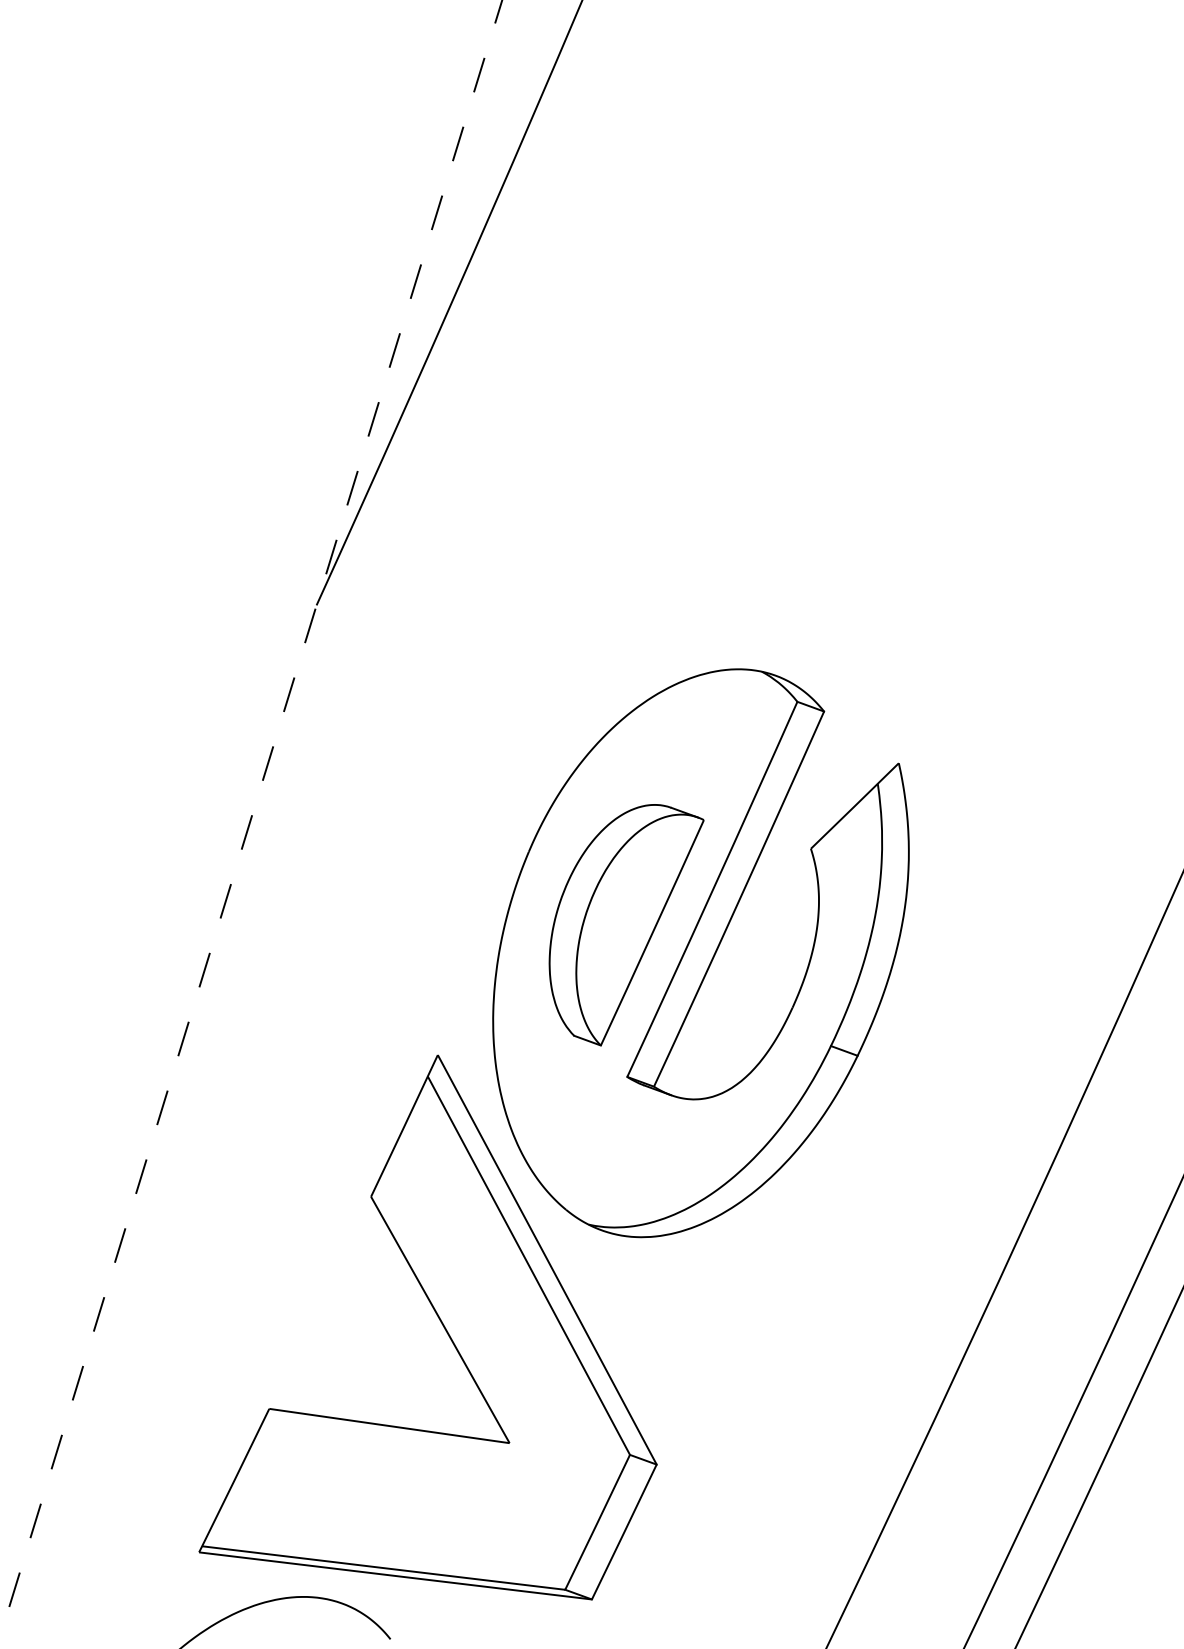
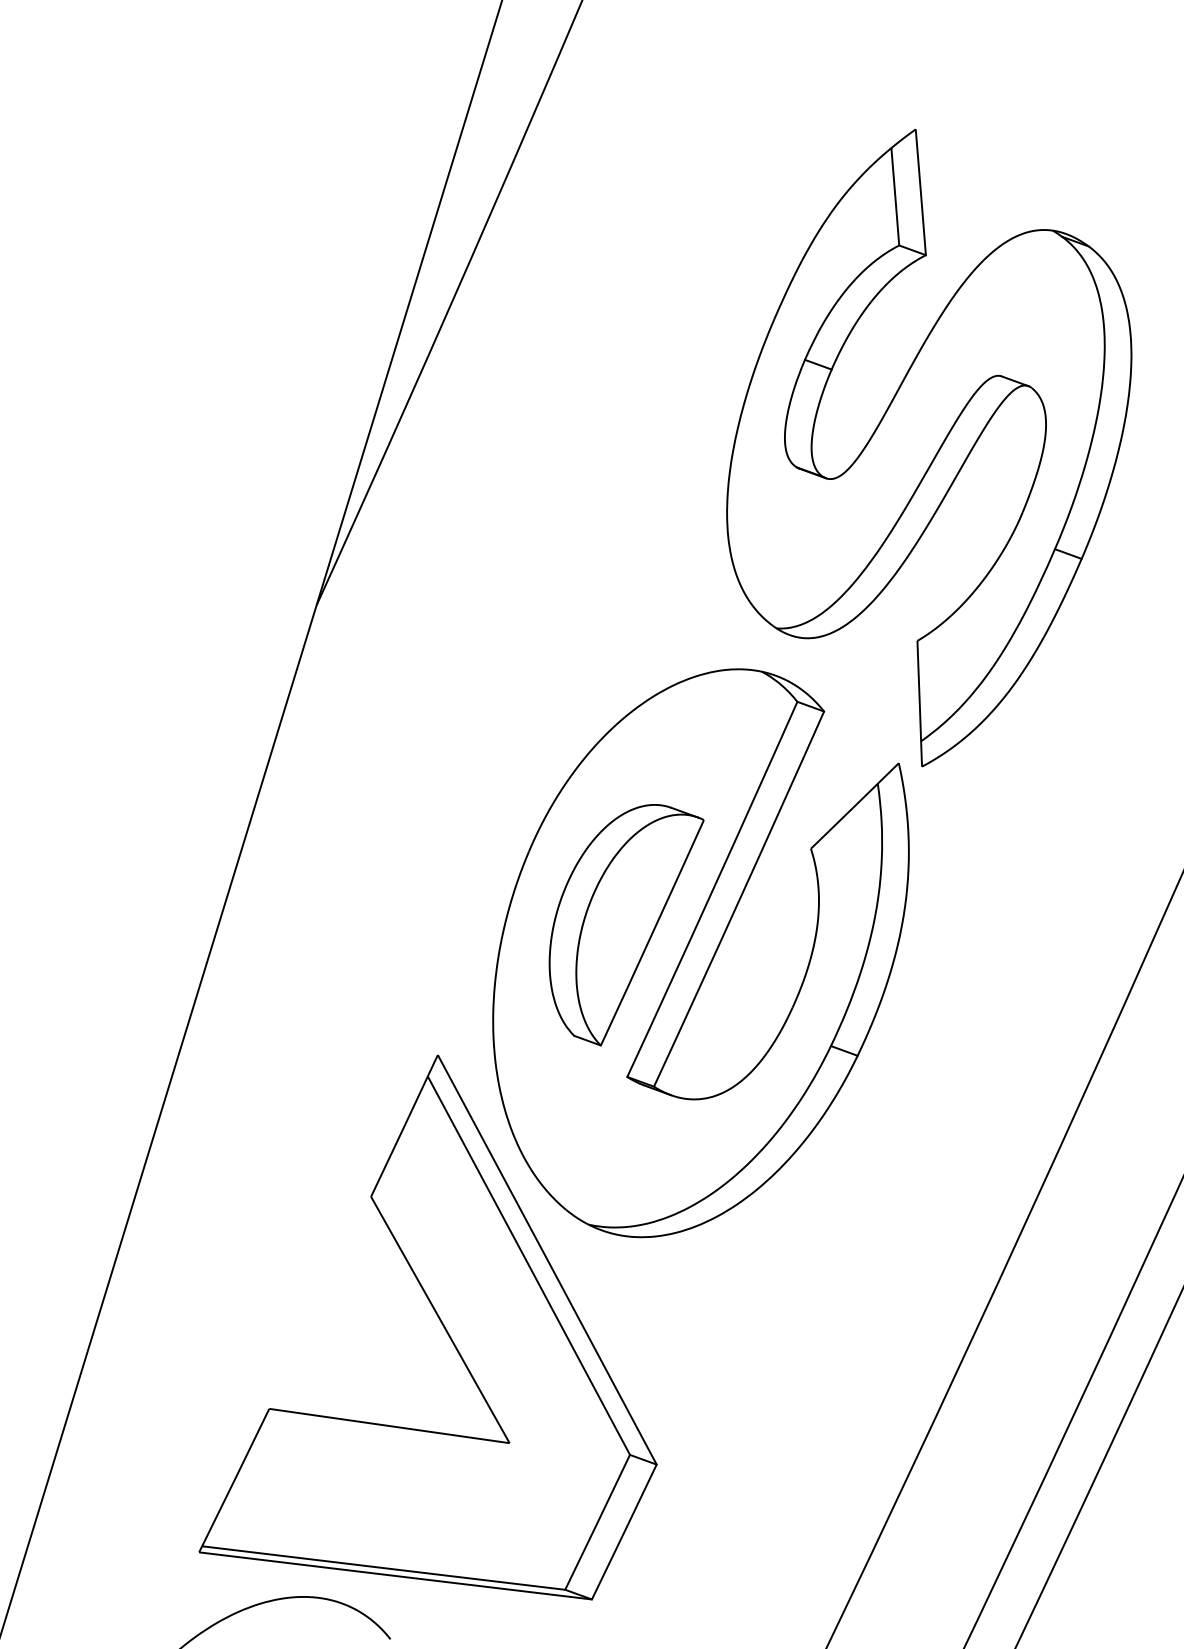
part: none -> present (929, 447)
line: dashed -> solid (251, 818)
